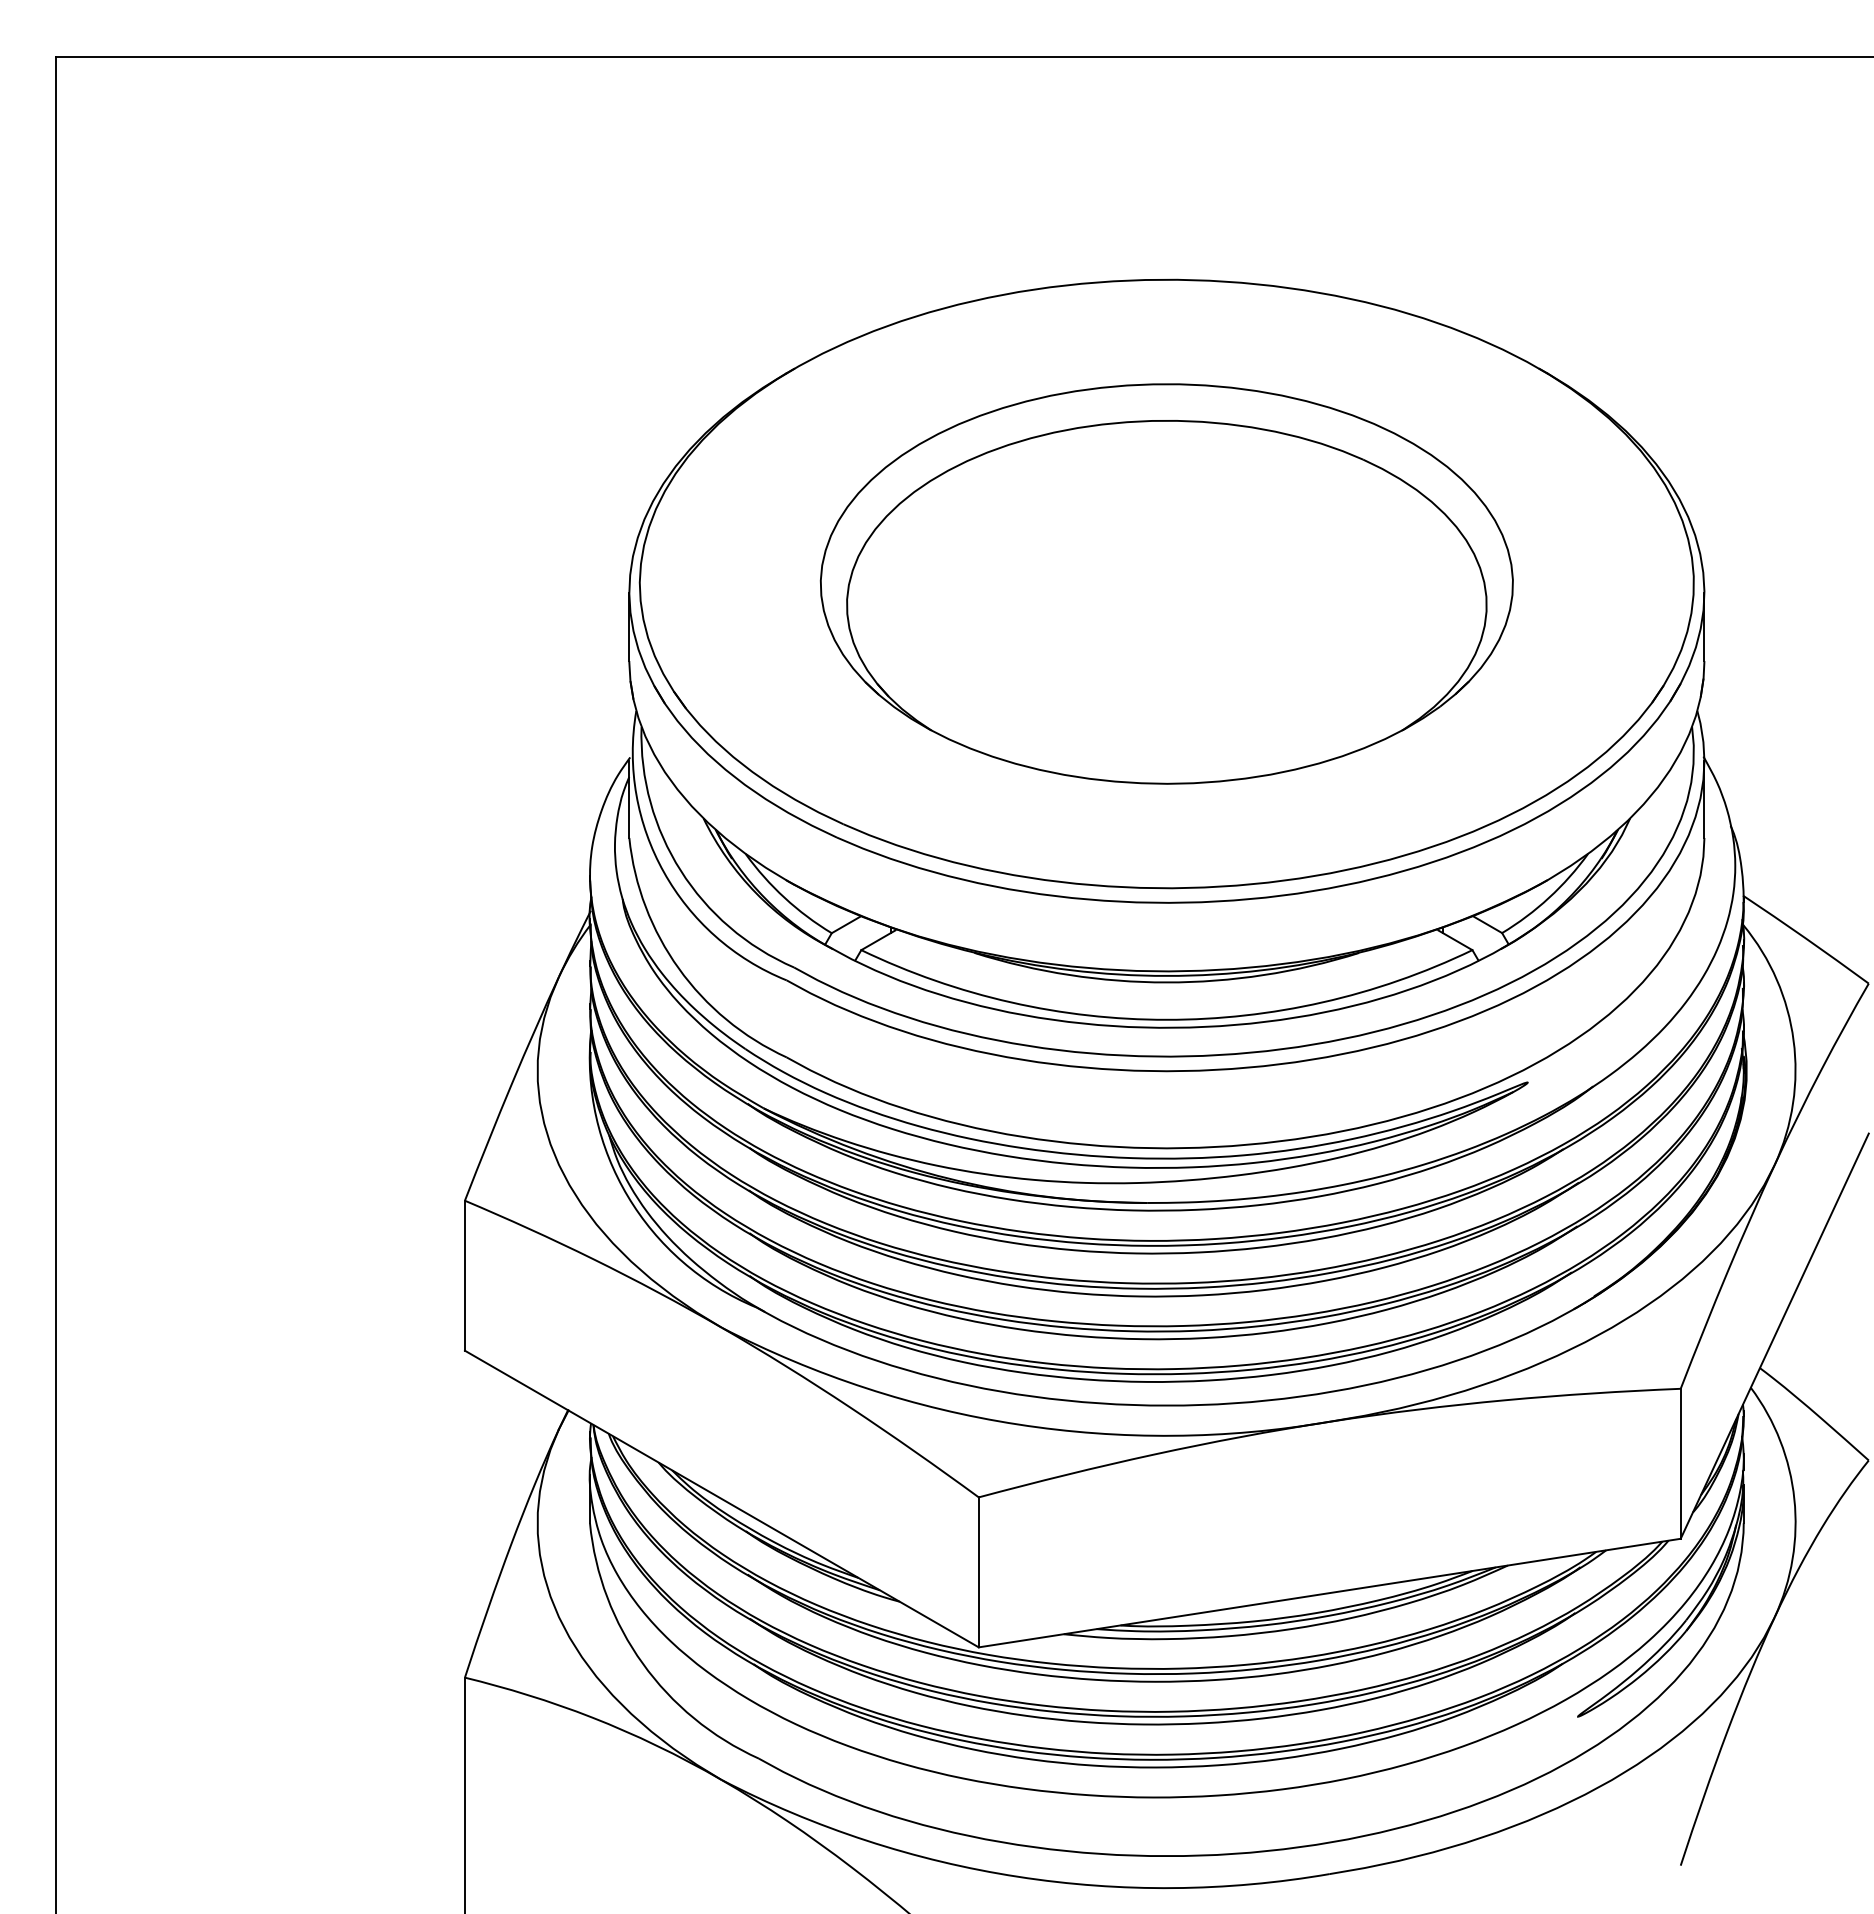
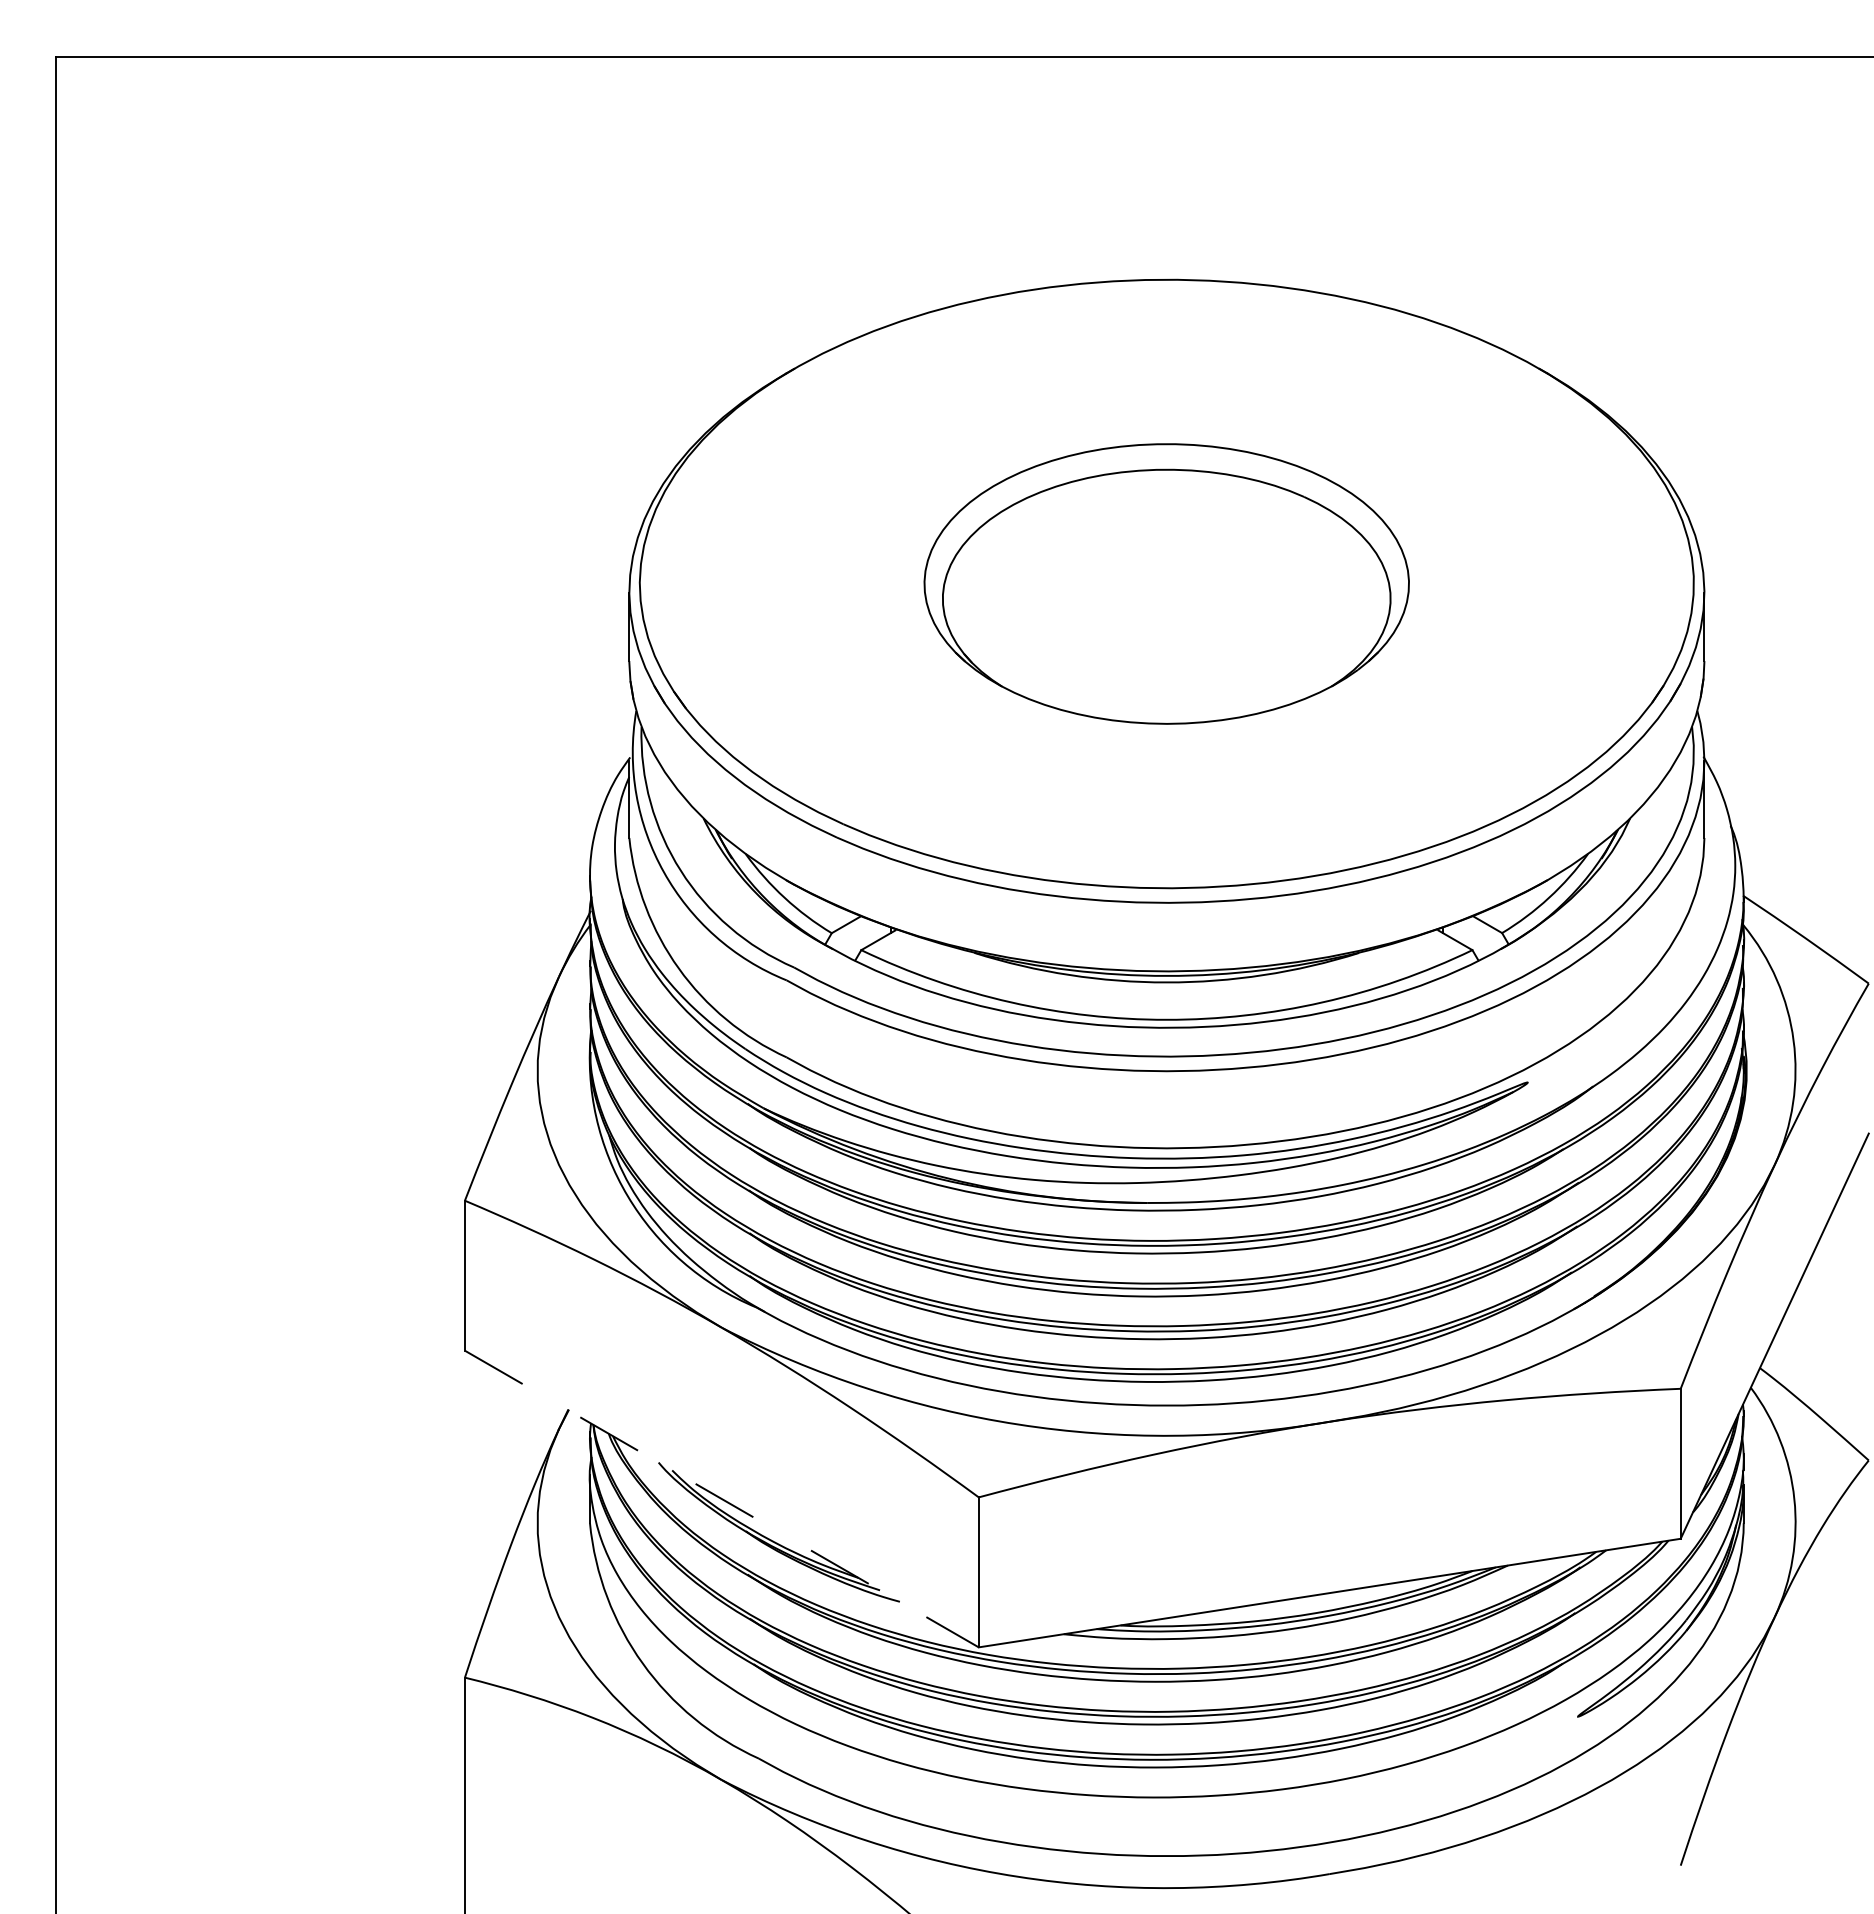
part size: 695x402 px -> 487x282 px (1166, 583)
line: solid -> dashed (721, 1499)
